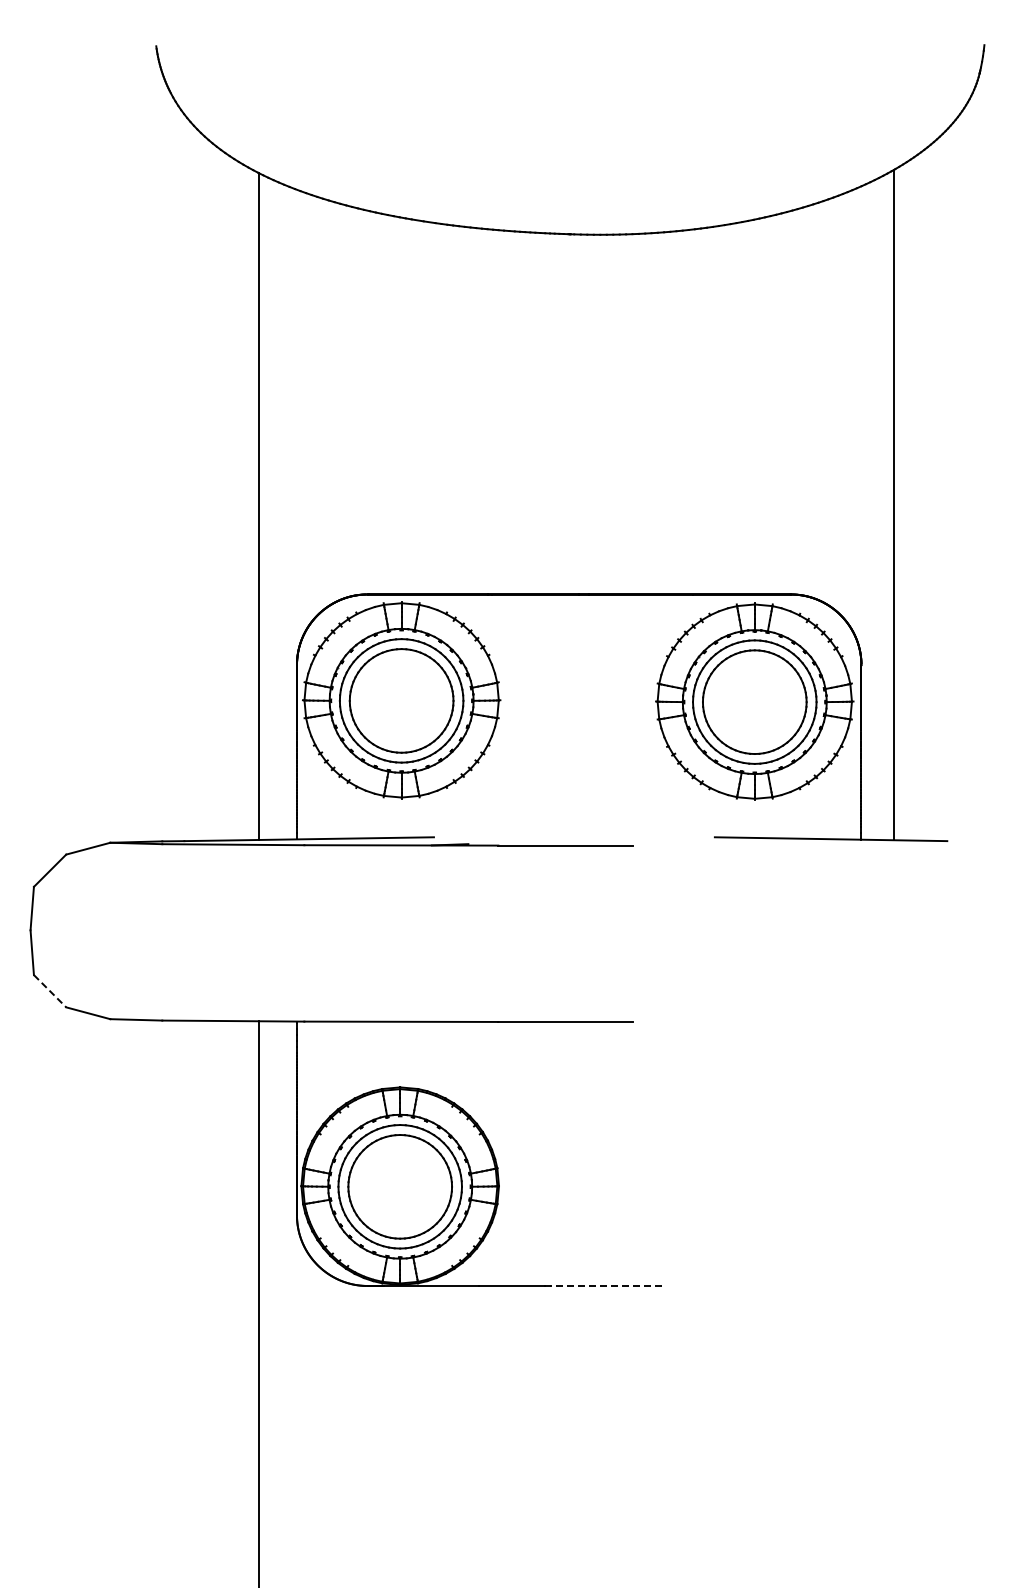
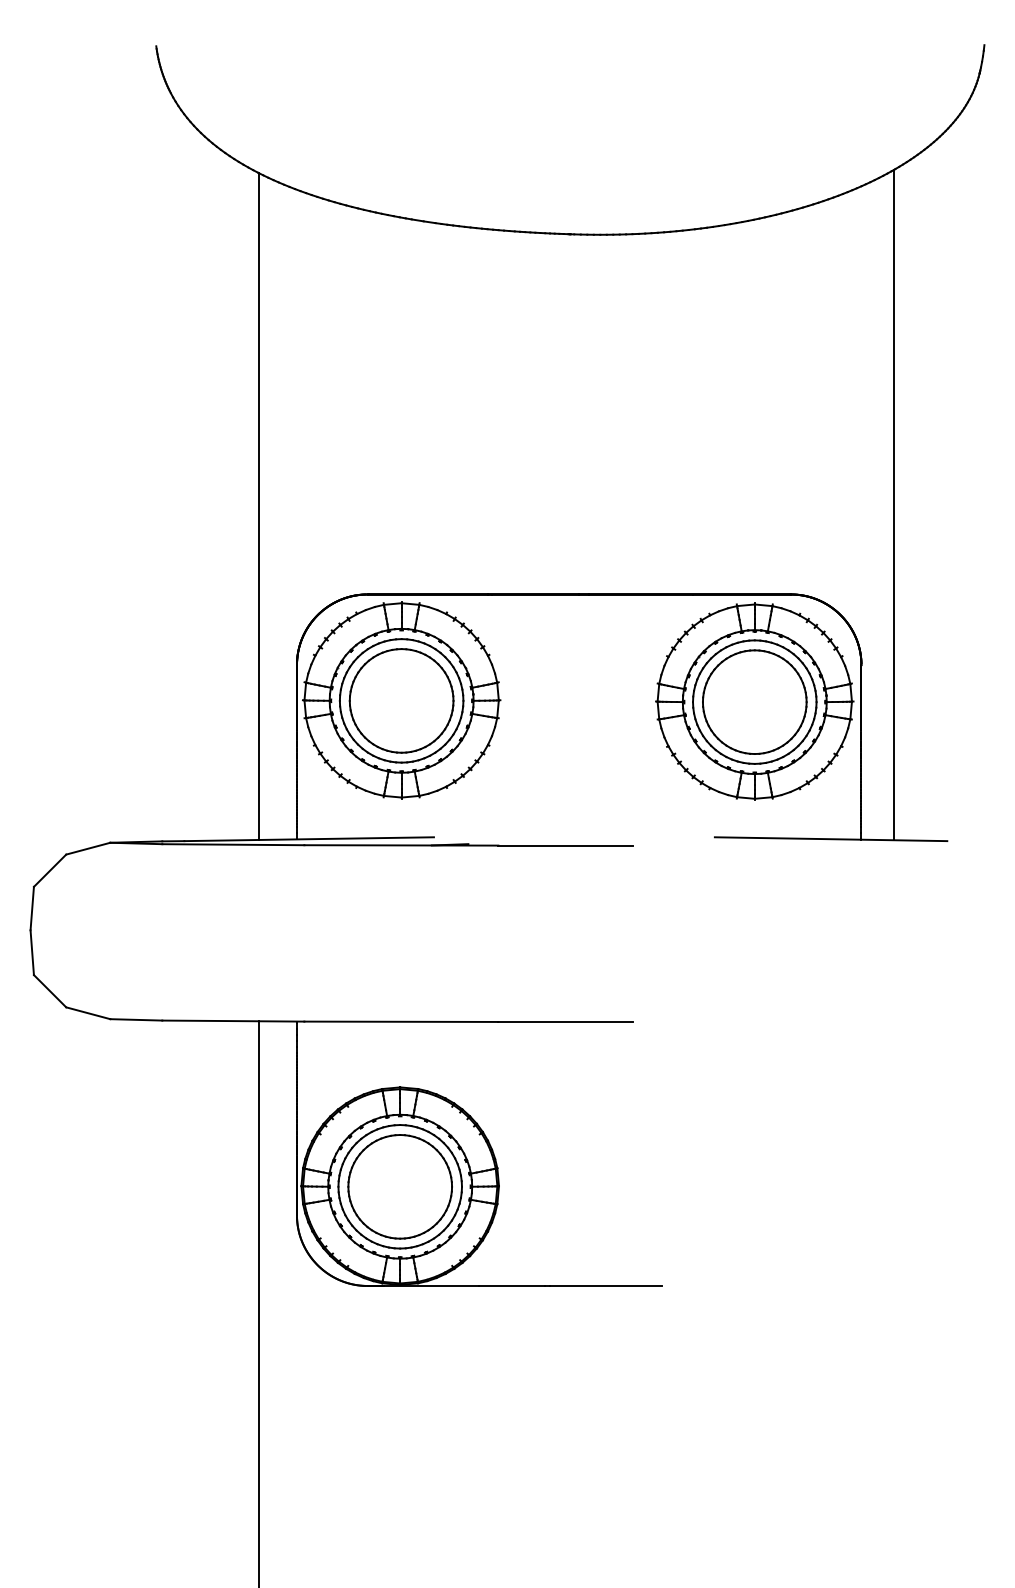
line: dashed -> solid (50, 991)
line: dashed -> solid (605, 1285)
